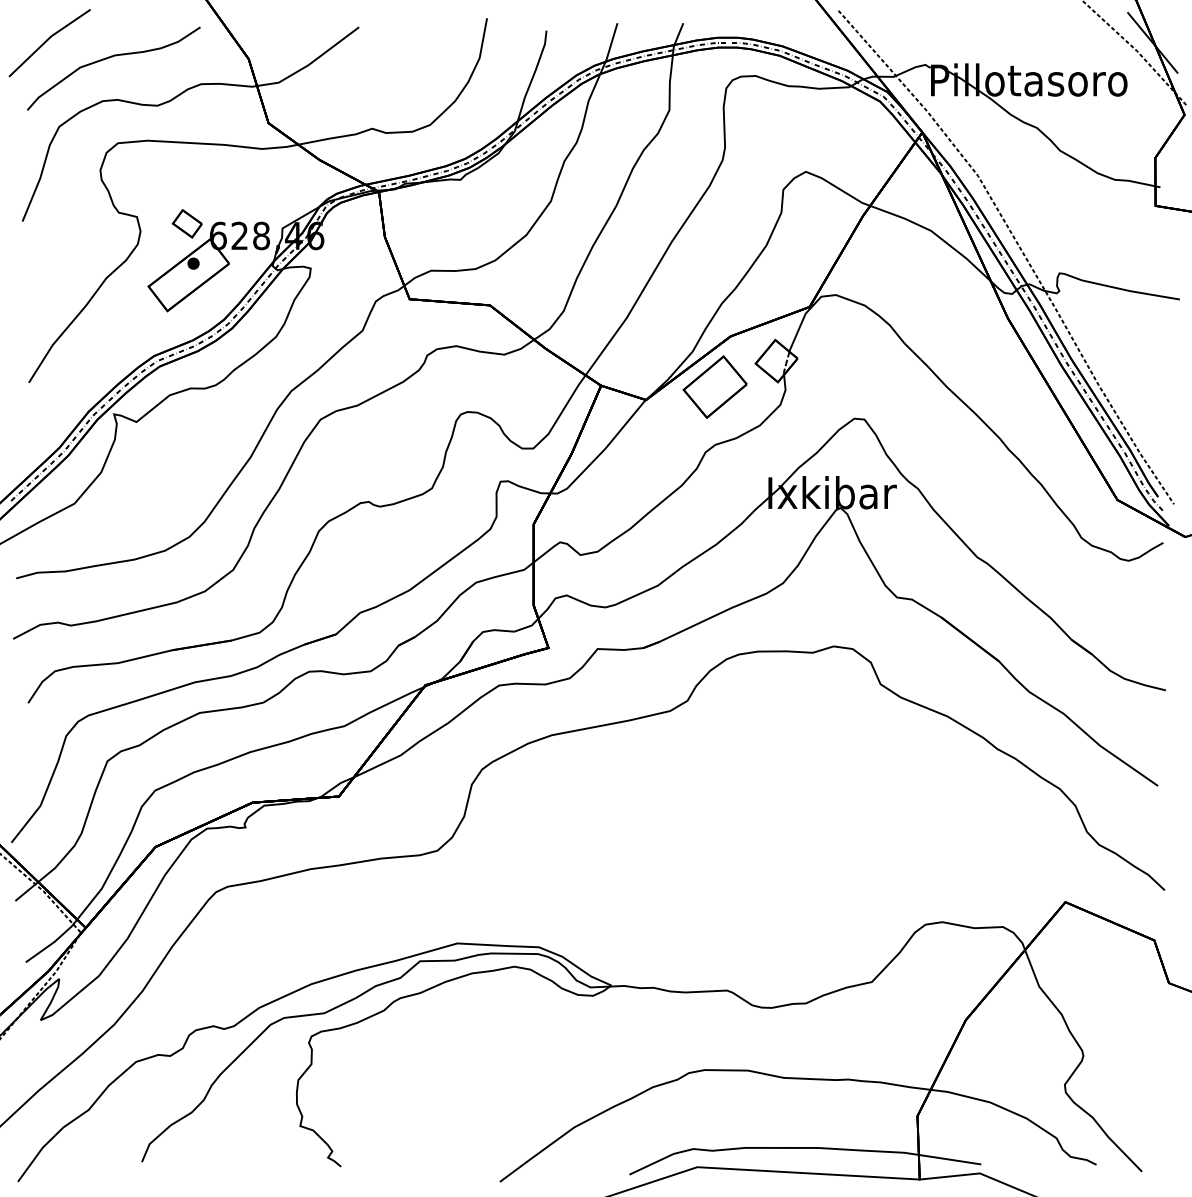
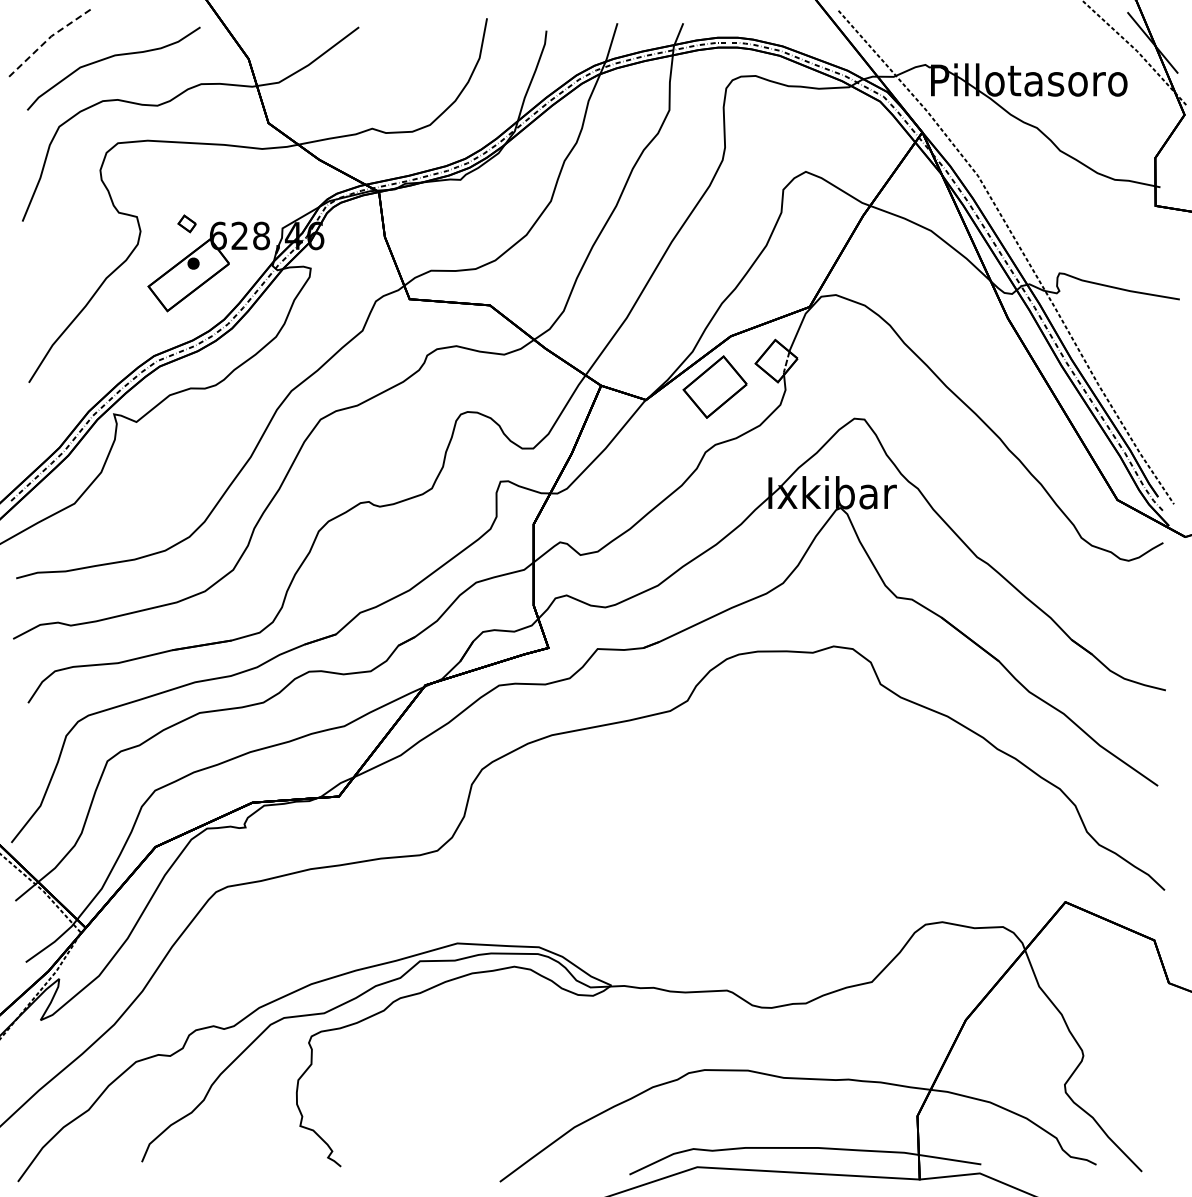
line: solid -> dashed (47, 39)
part size: 32x30 px -> 20x20 px (186, 223)
